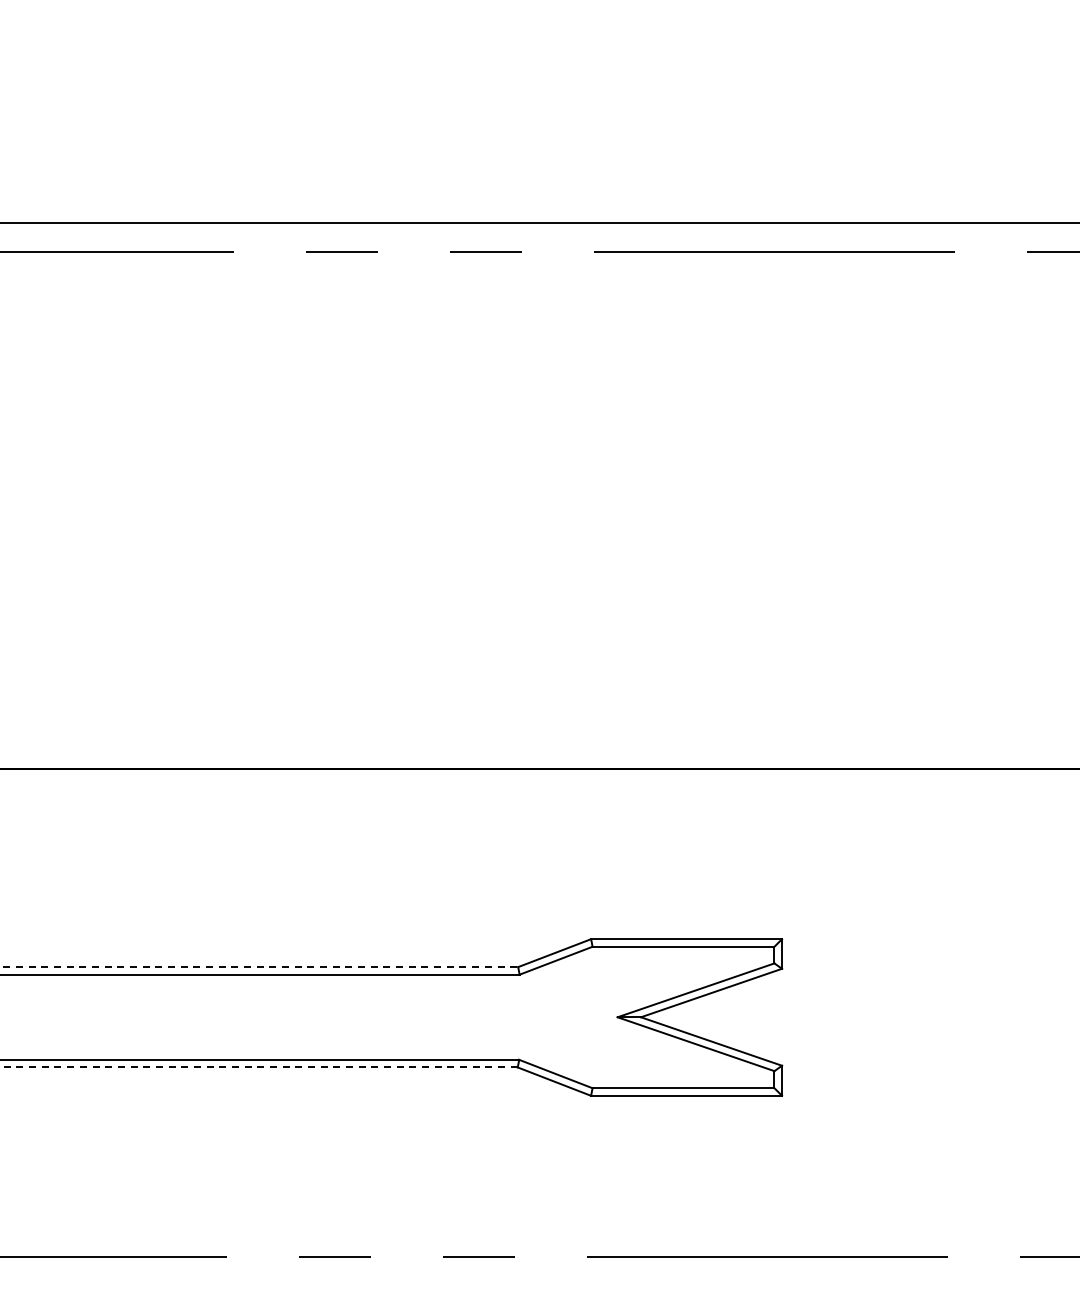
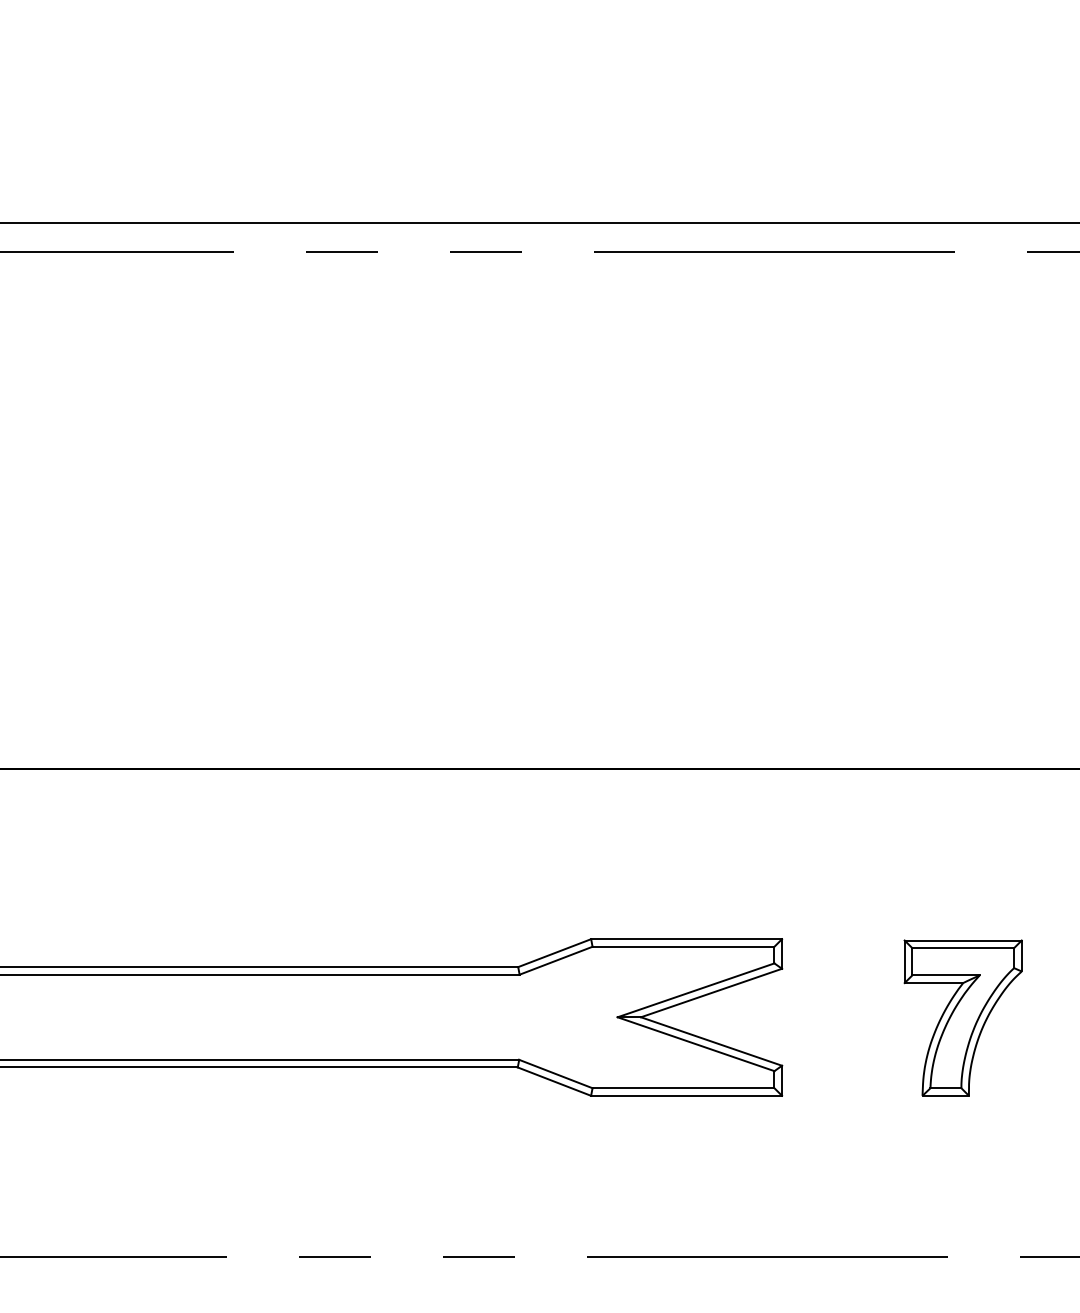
line: dashed -> solid (259, 967)
part: none -> present (962, 1017)
line: dashed -> solid (259, 1067)
